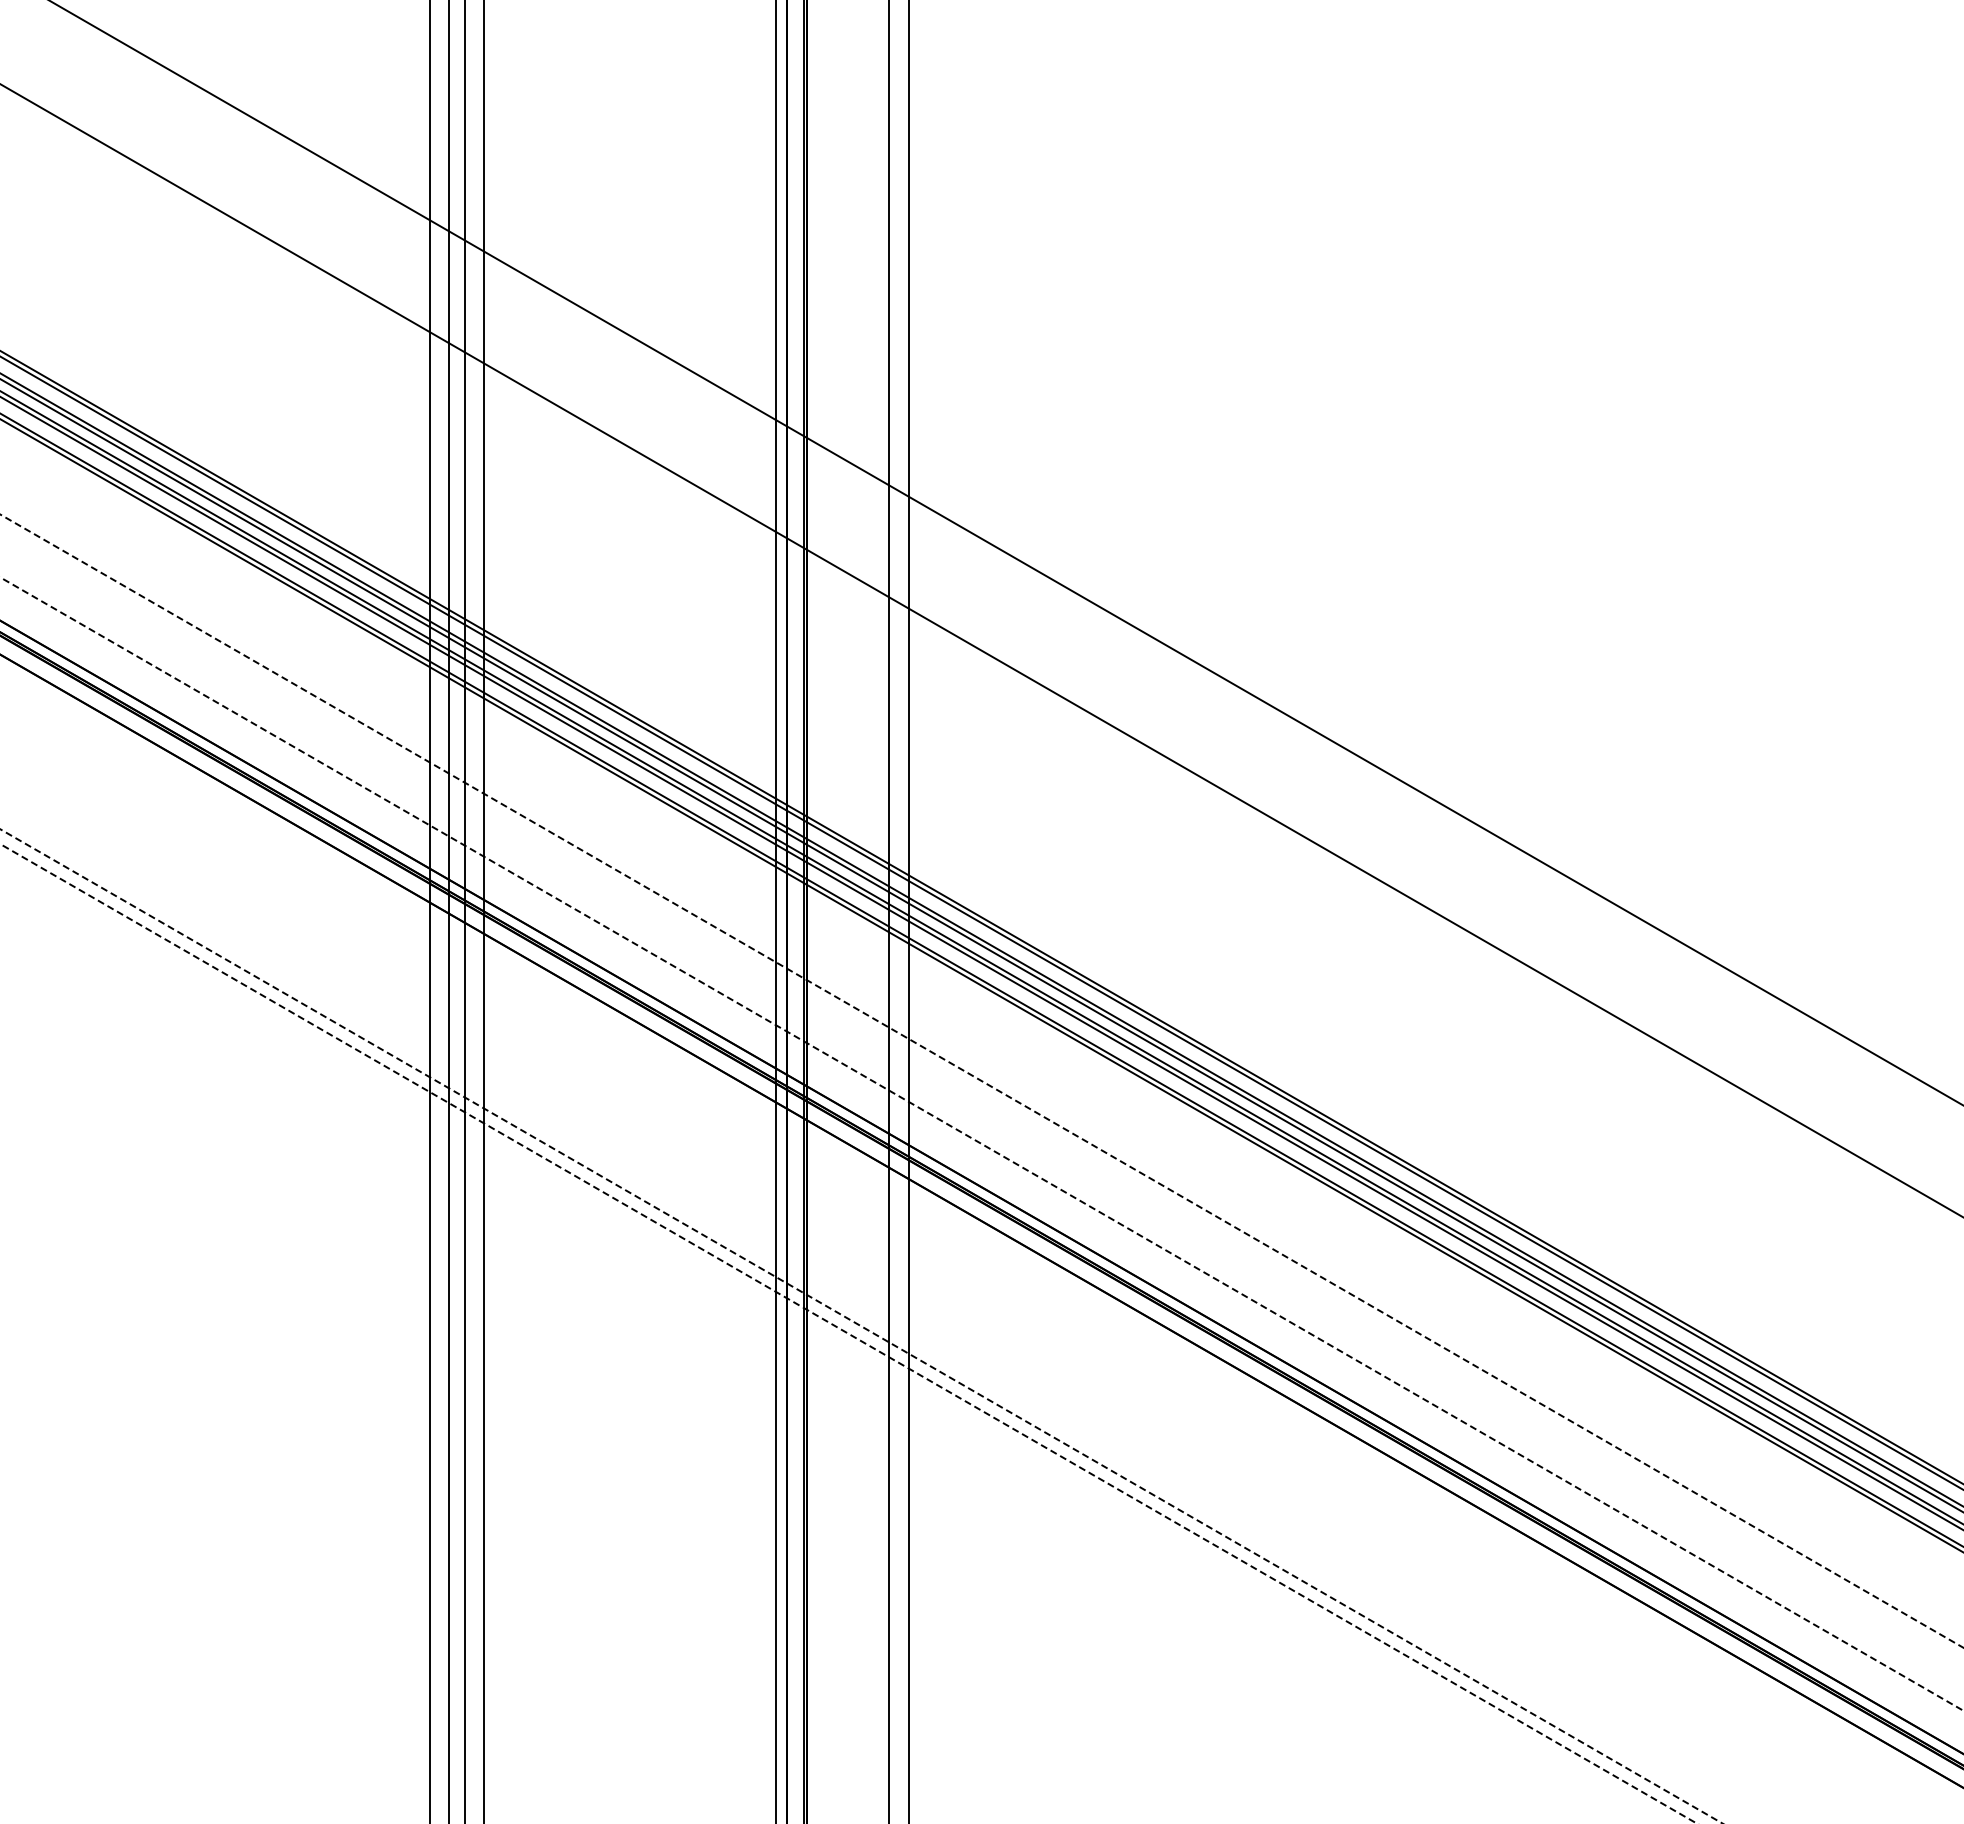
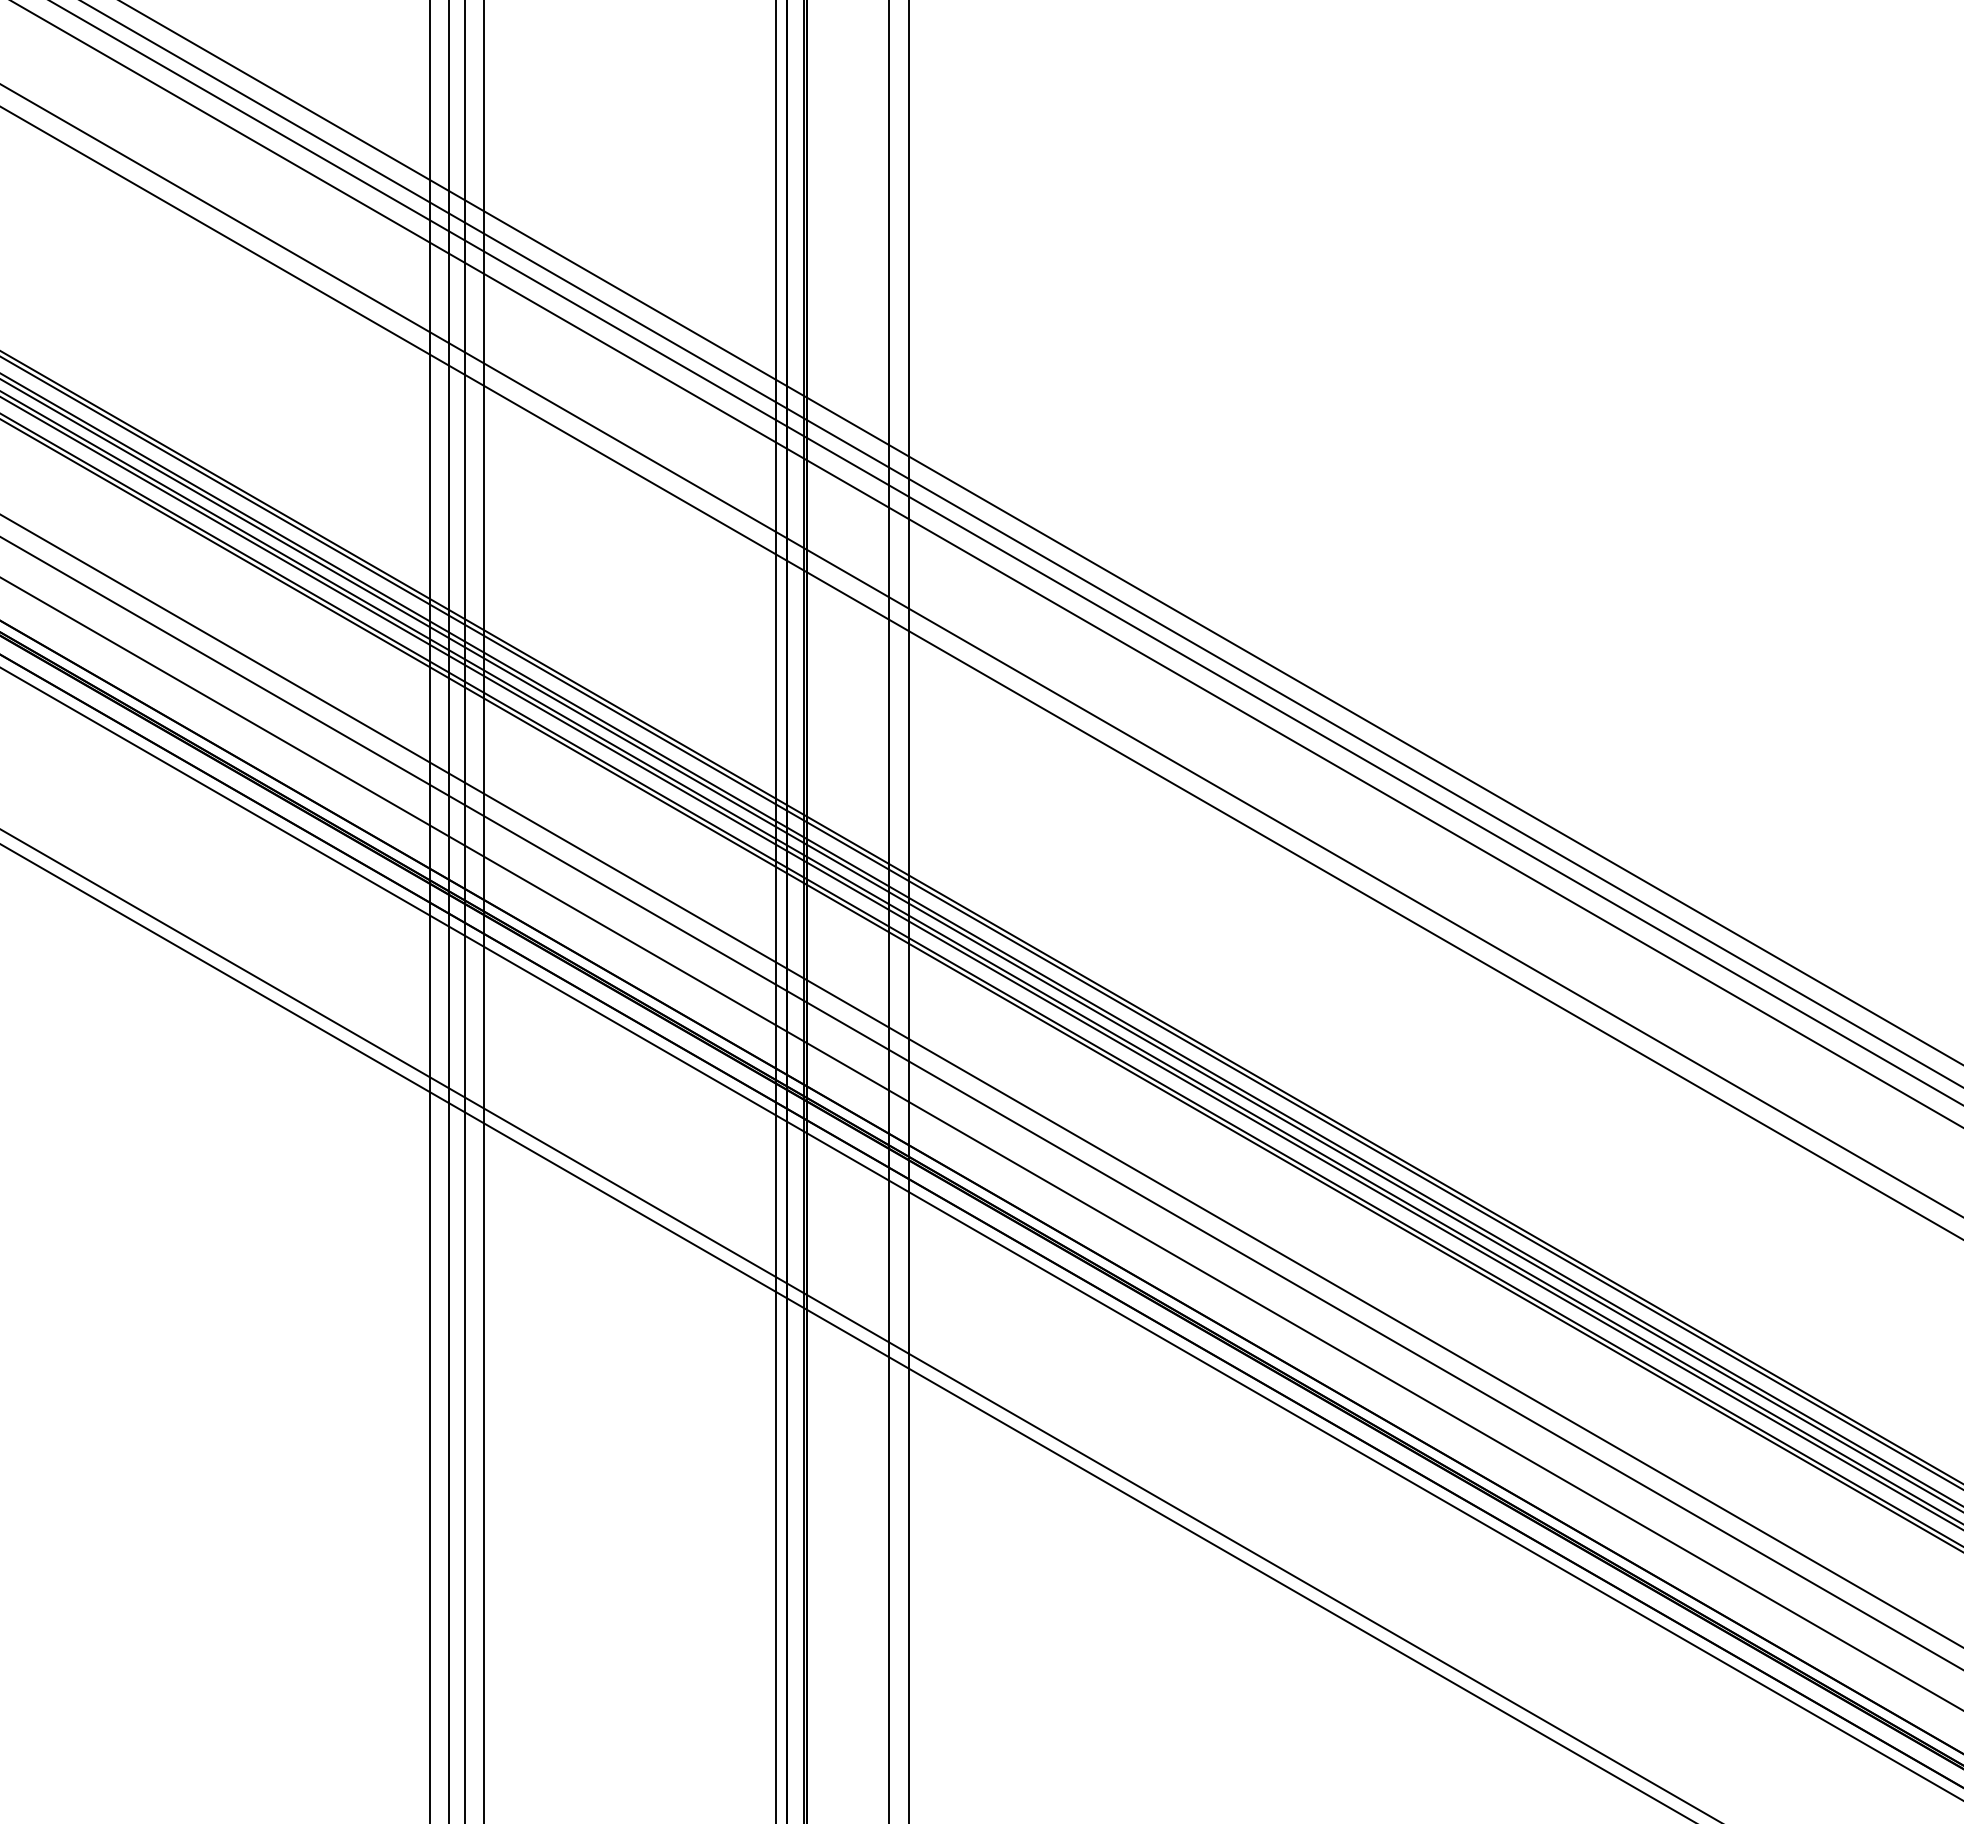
line: none -> present (1040, 532)
line: none -> present (1021, 544)
line: none -> present (986, 564)
line: none -> present (981, 672)
line: dashed -> solid (981, 1081)
line: none -> present (981, 1102)
line: dashed -> solid (981, 1144)
line: none -> present (981, 1233)
line: dashed -> solid (862, 1326)
line: dashed -> solid (848, 1333)
